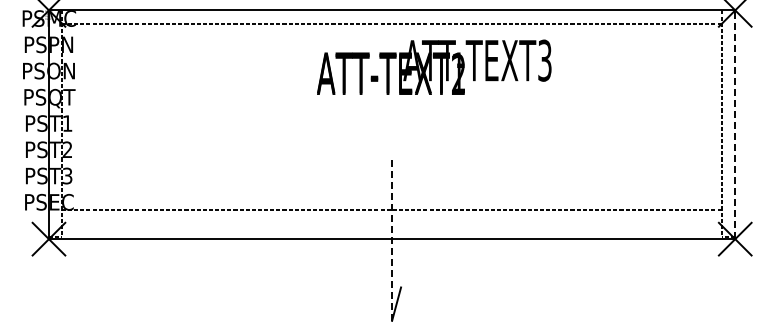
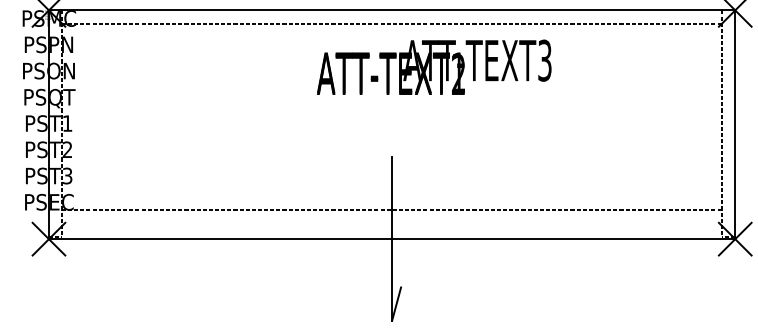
line: dashed -> solid (735, 124)
line: dashed -> solid (392, 239)
